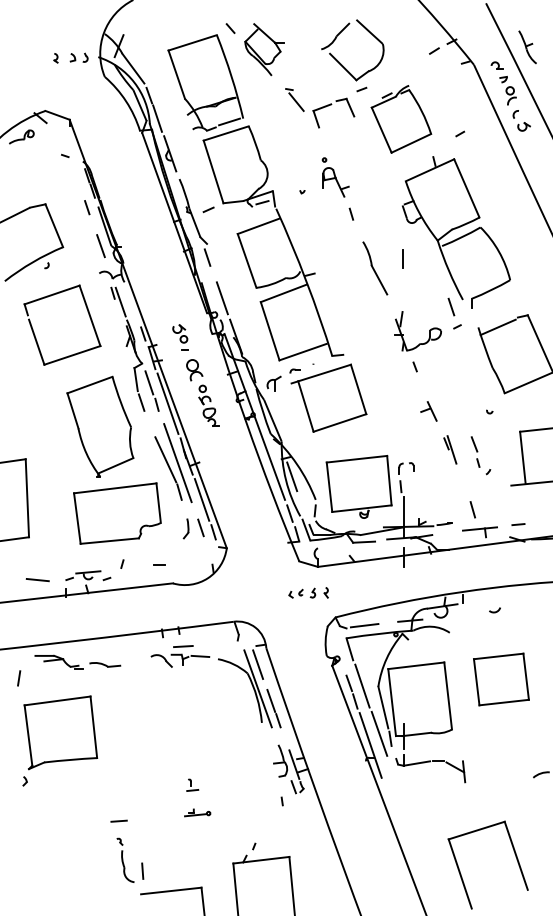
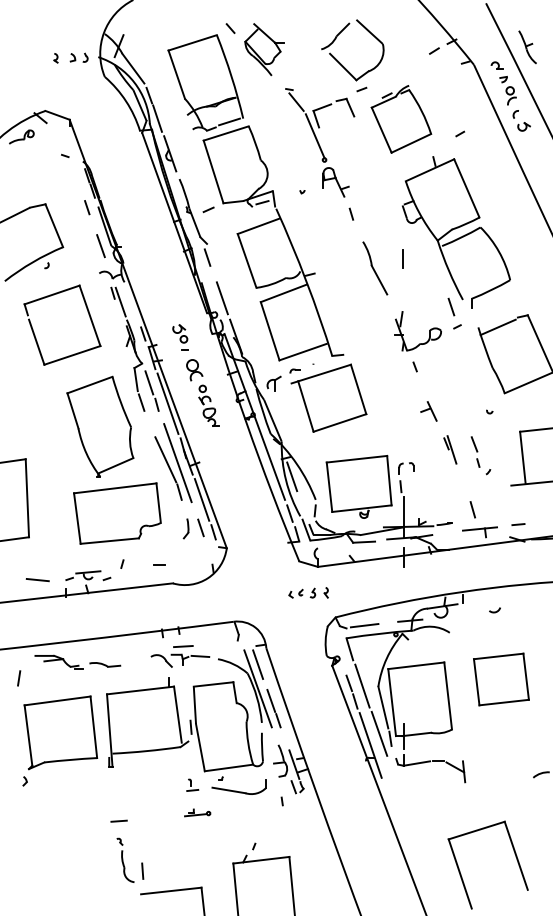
line: none -> present (314, 136)
part: none -> present (186, 735)
